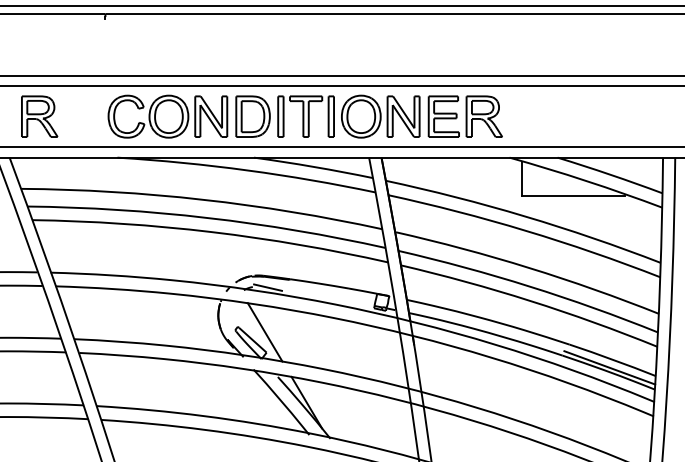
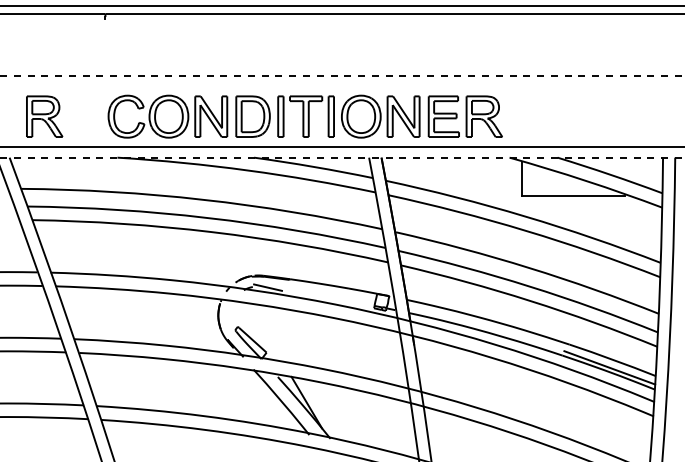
line: solid -> dashed (342, 76)
line: present -> none (341, 86)
part position: (39, 116) -> (44, 116) (44, 116)
line: solid -> dashed (342, 157)
line: present -> none (264, 332)
